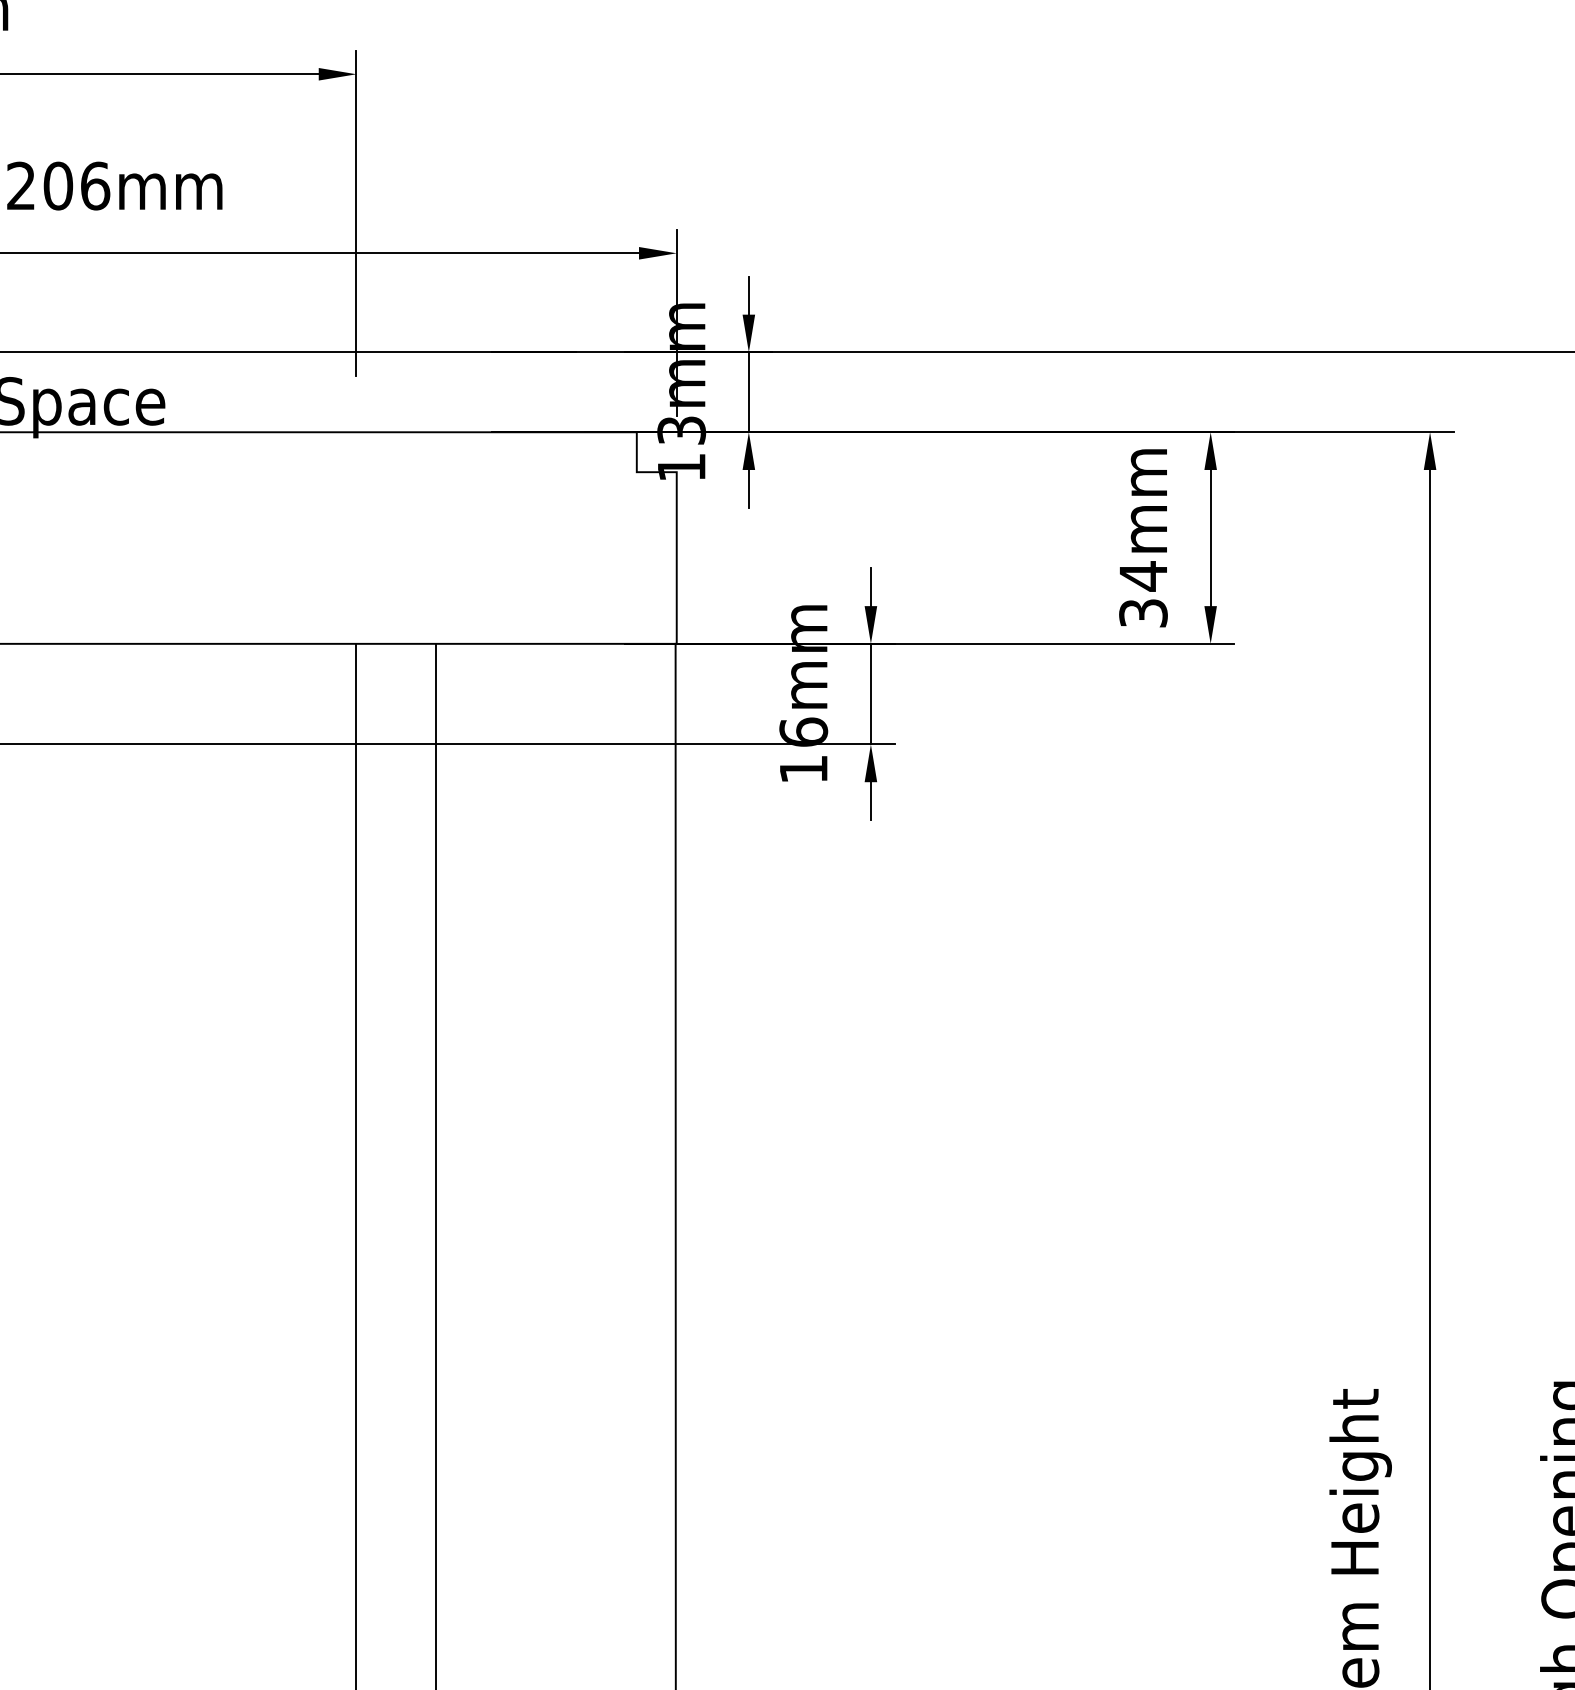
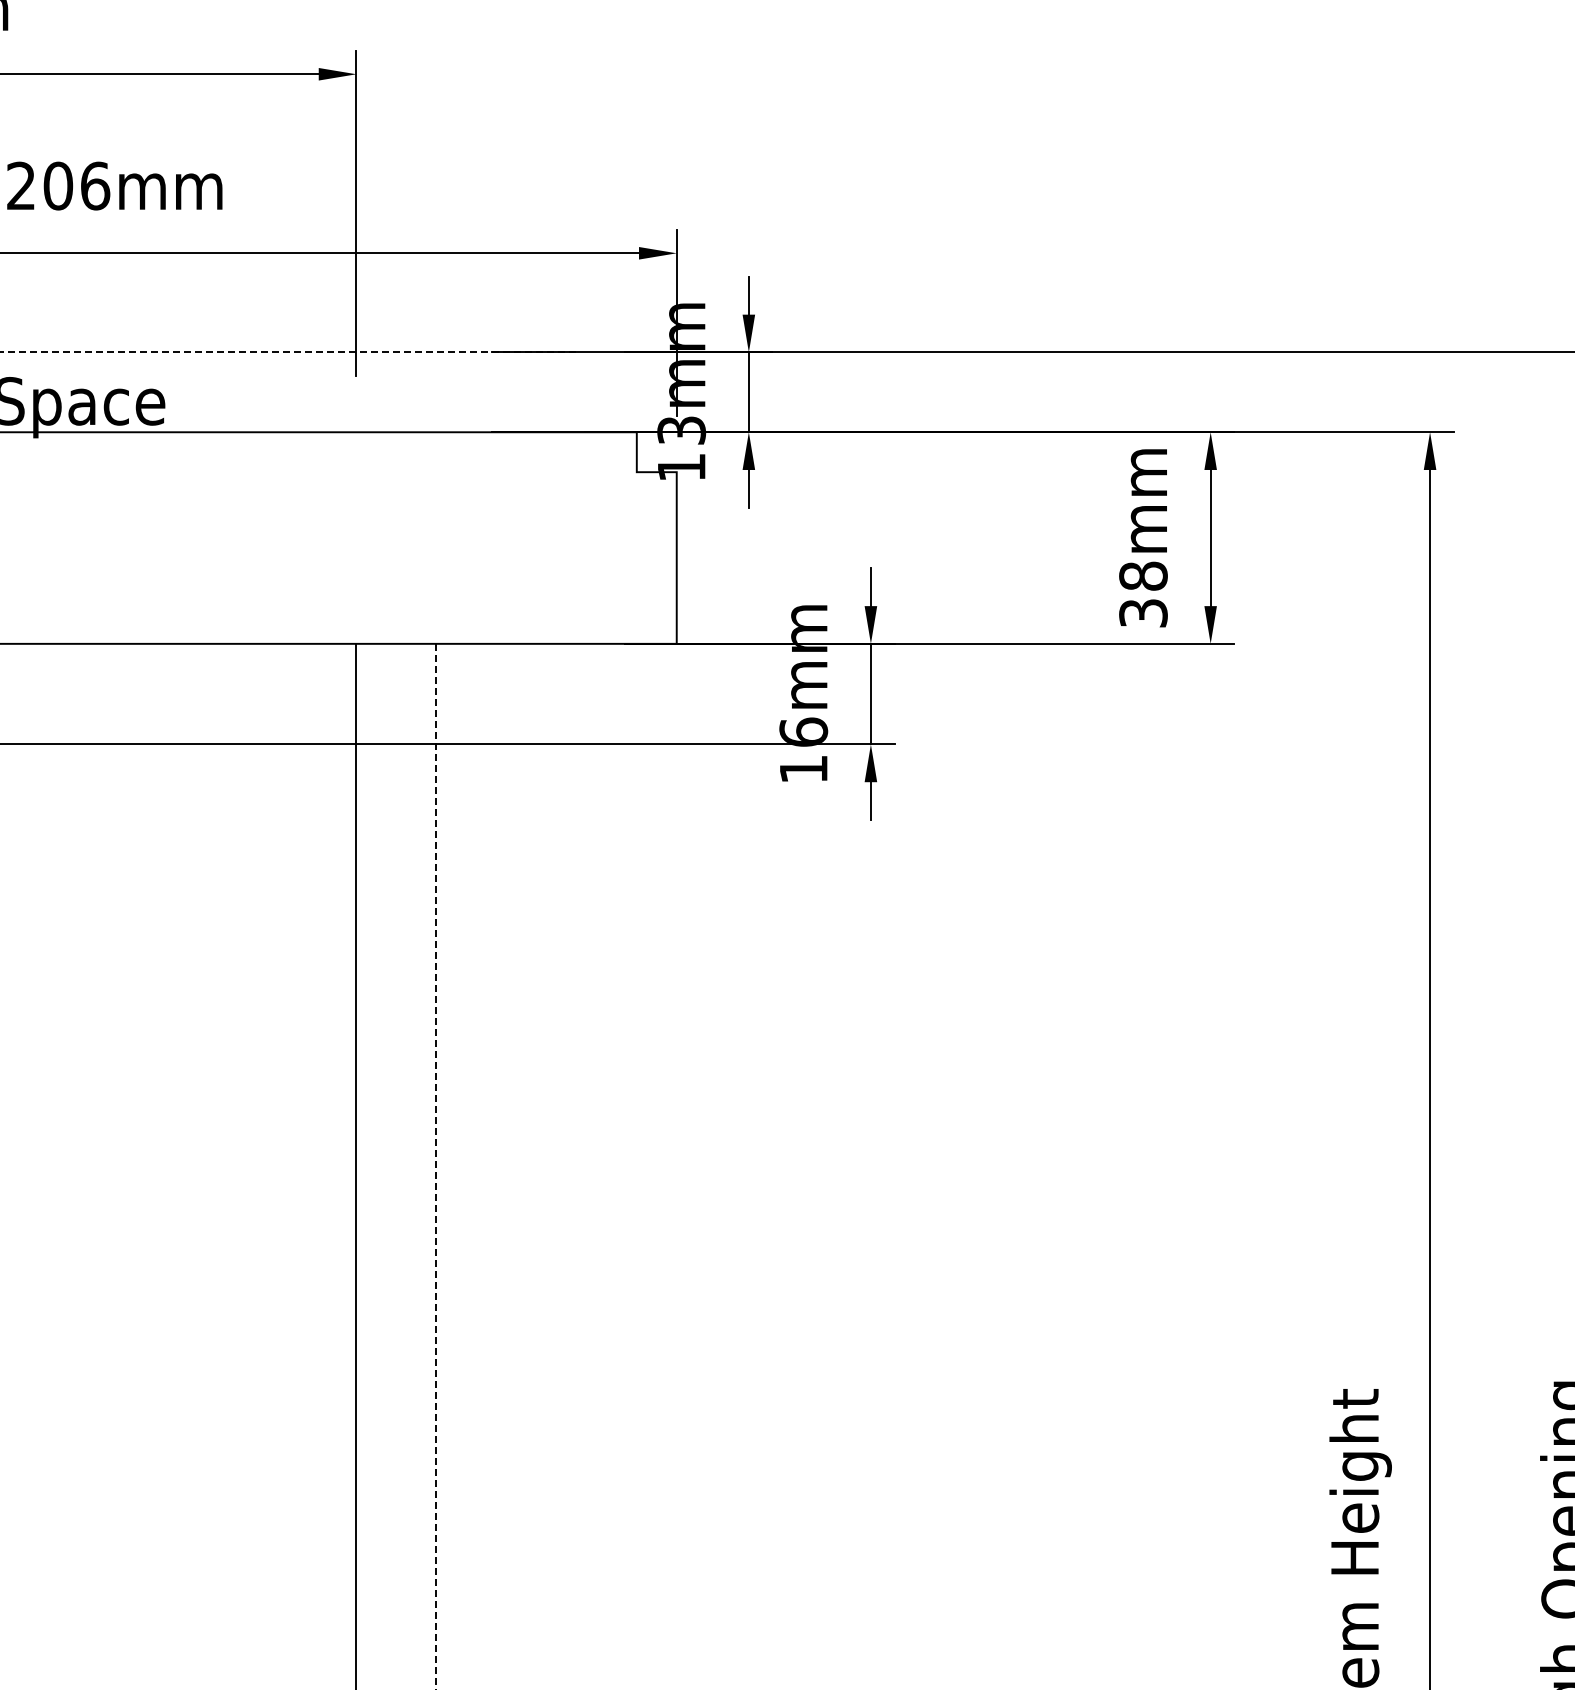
line: solid -> dashed (287, 352)
text: 34mm -> 38mm (1143, 576)
line: present -> none (675, 1164)
line: solid -> dashed (436, 1166)
